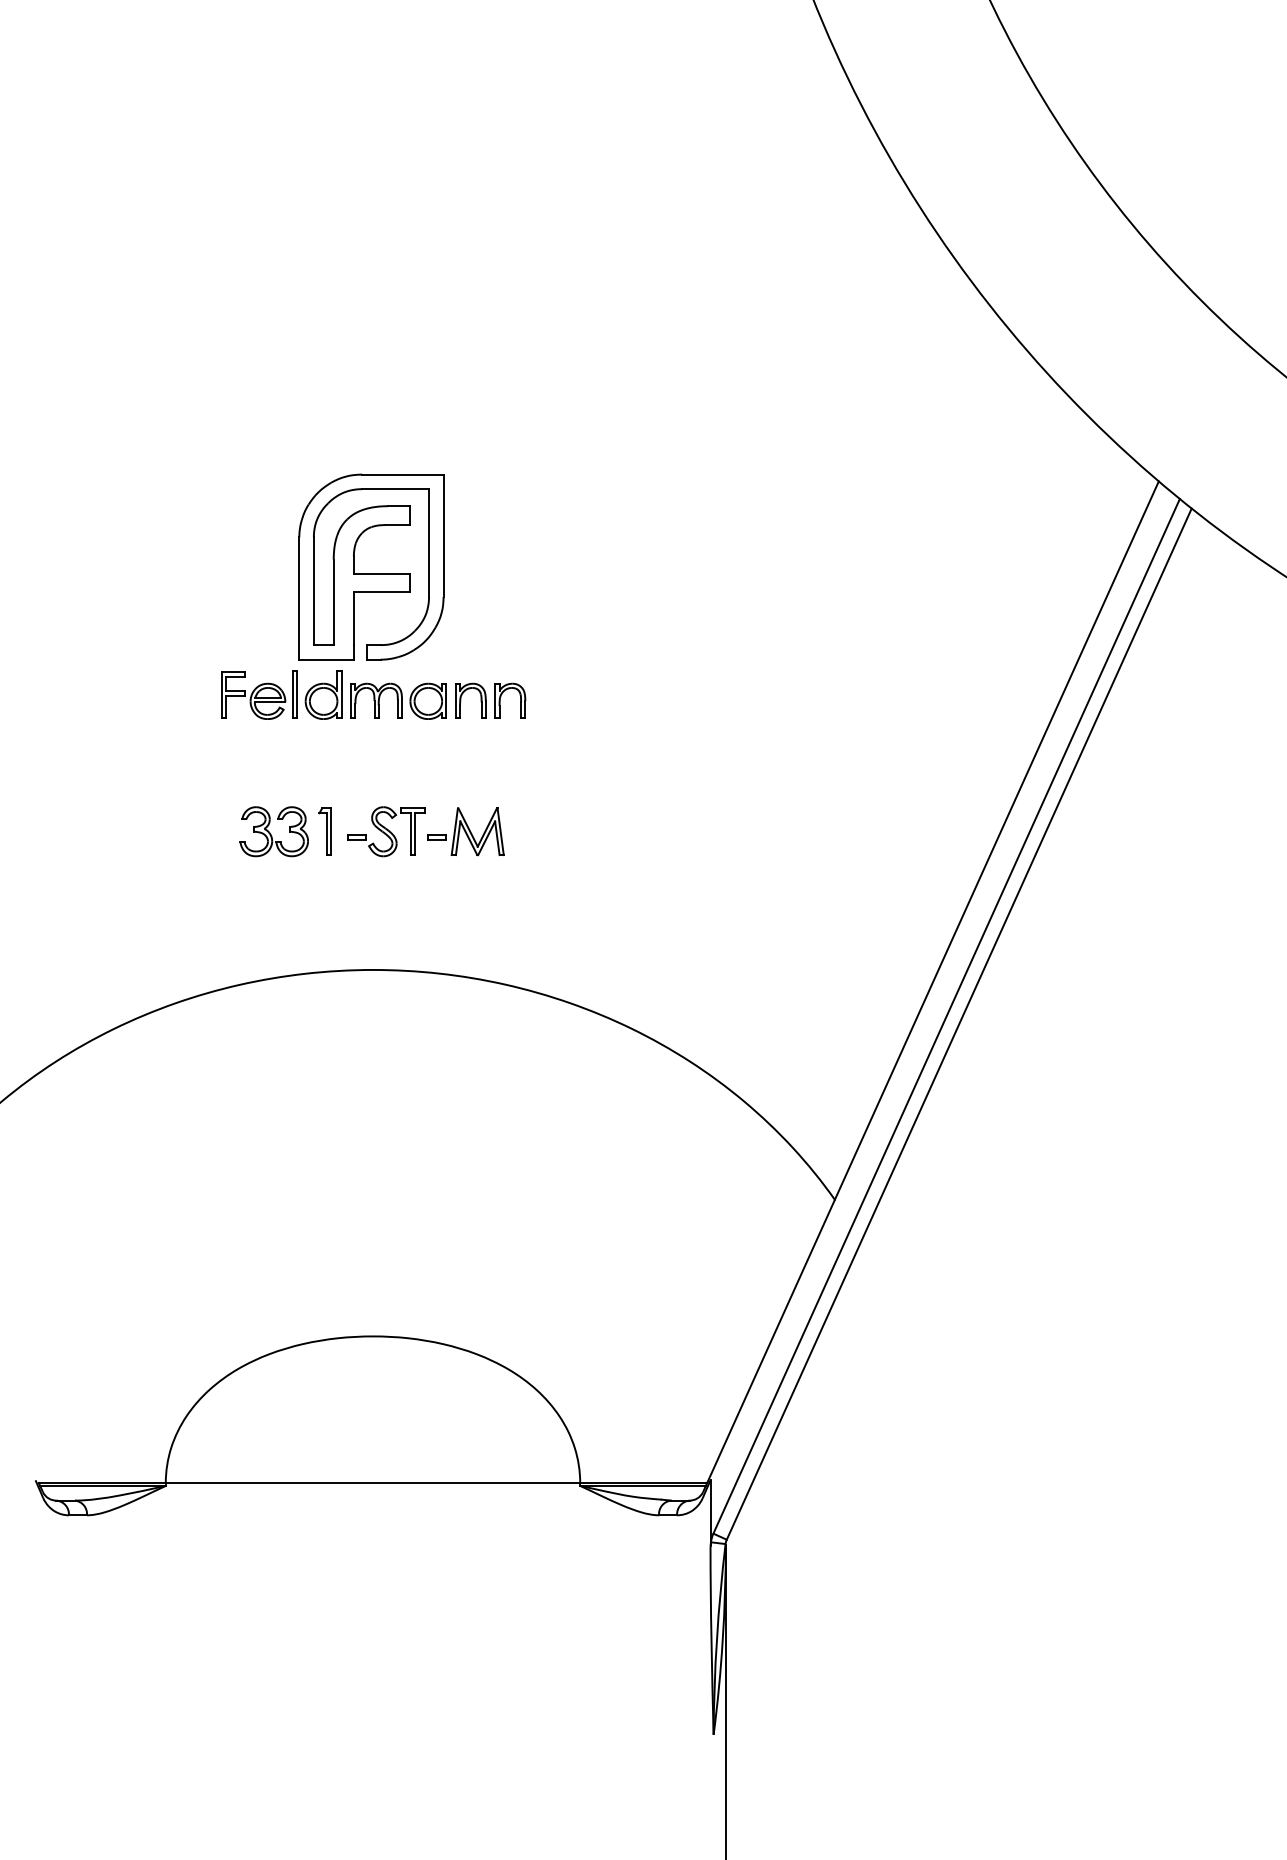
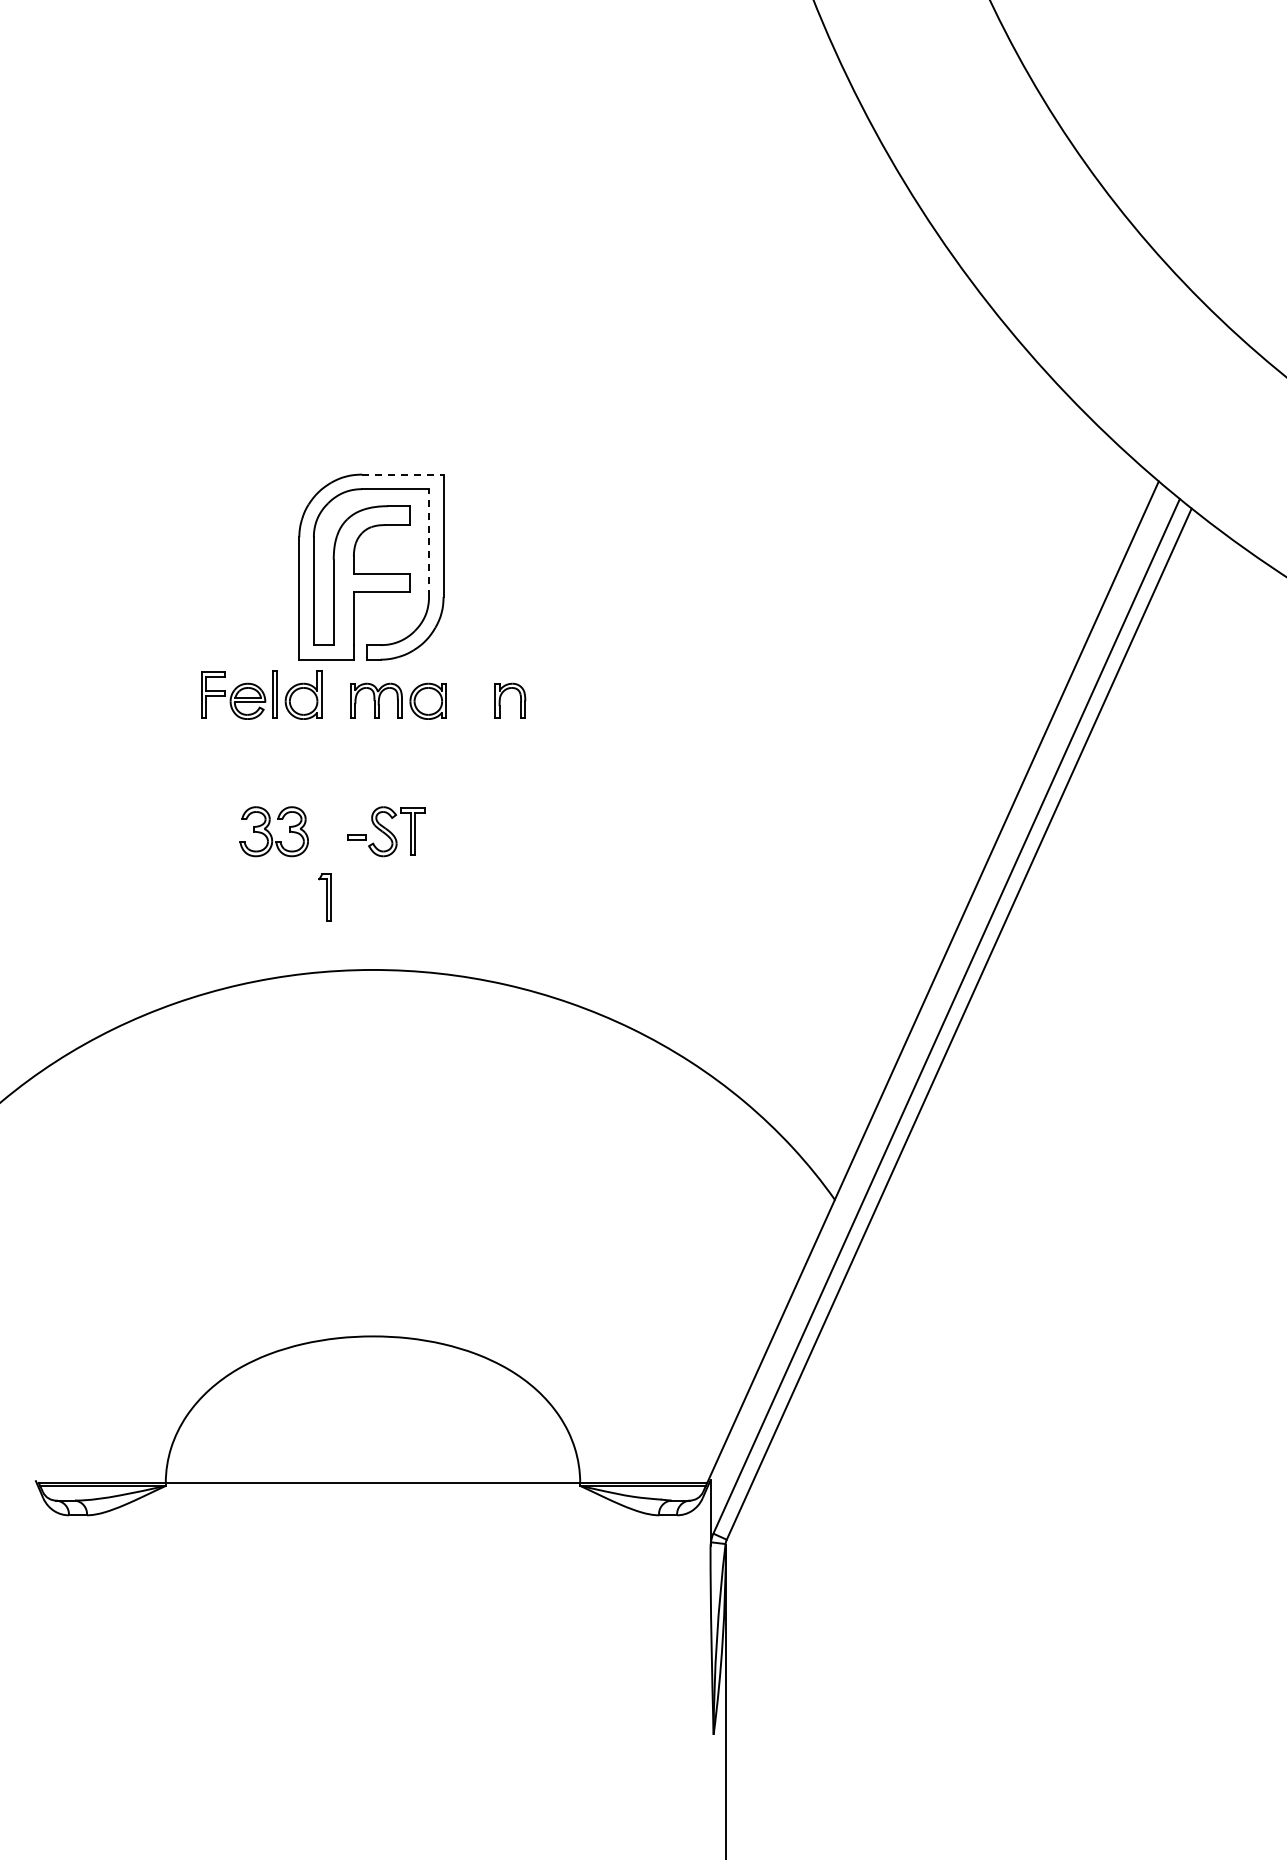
line: solid -> dashed (402, 474)
line: solid -> dashed (429, 543)
part position: (281, 694) -> (261, 694) (261, 694)
part: present -> none (461, 700)
part position: (324, 831) -> (324, 897) (324, 897)
part: present -> none (465, 831)
